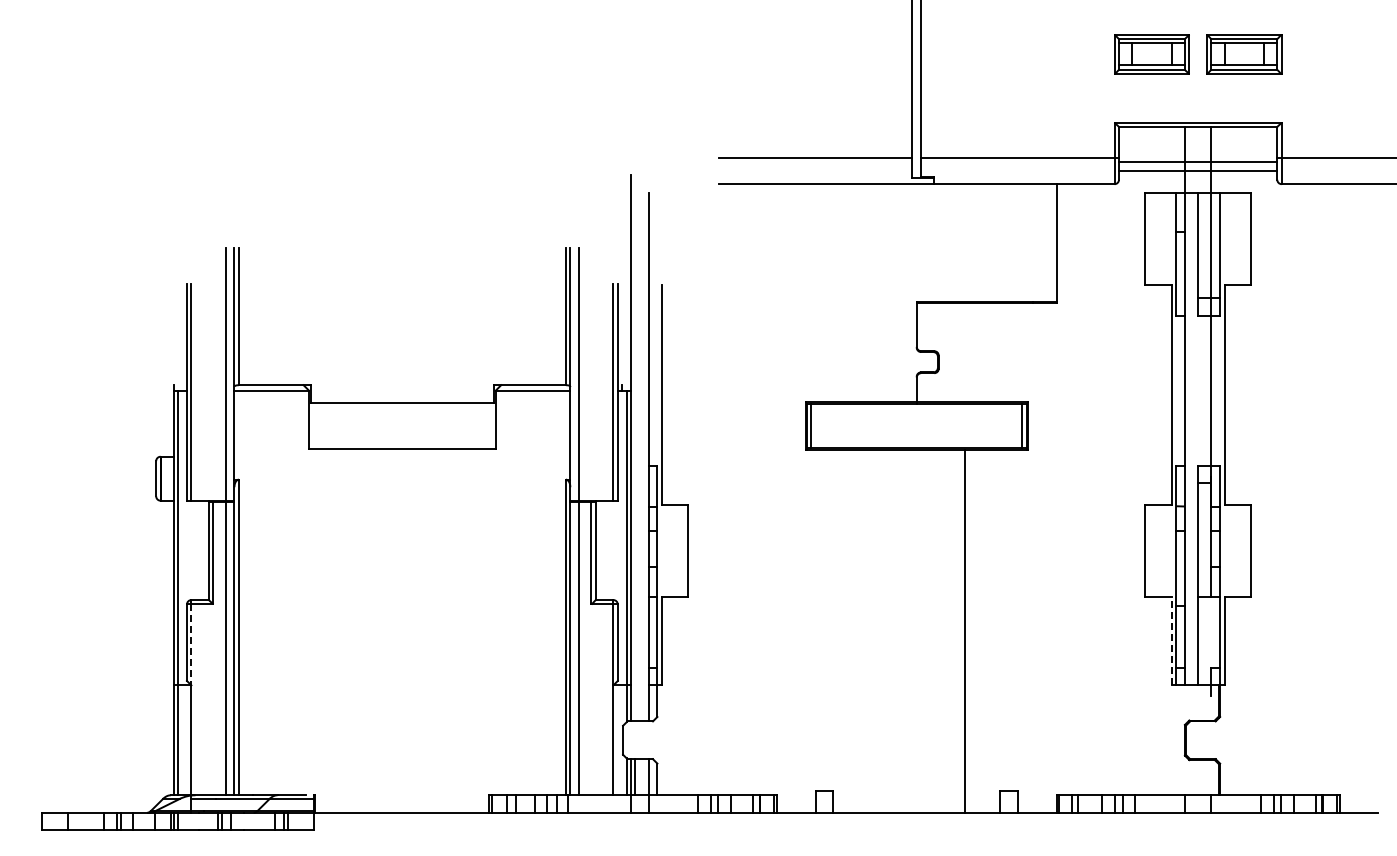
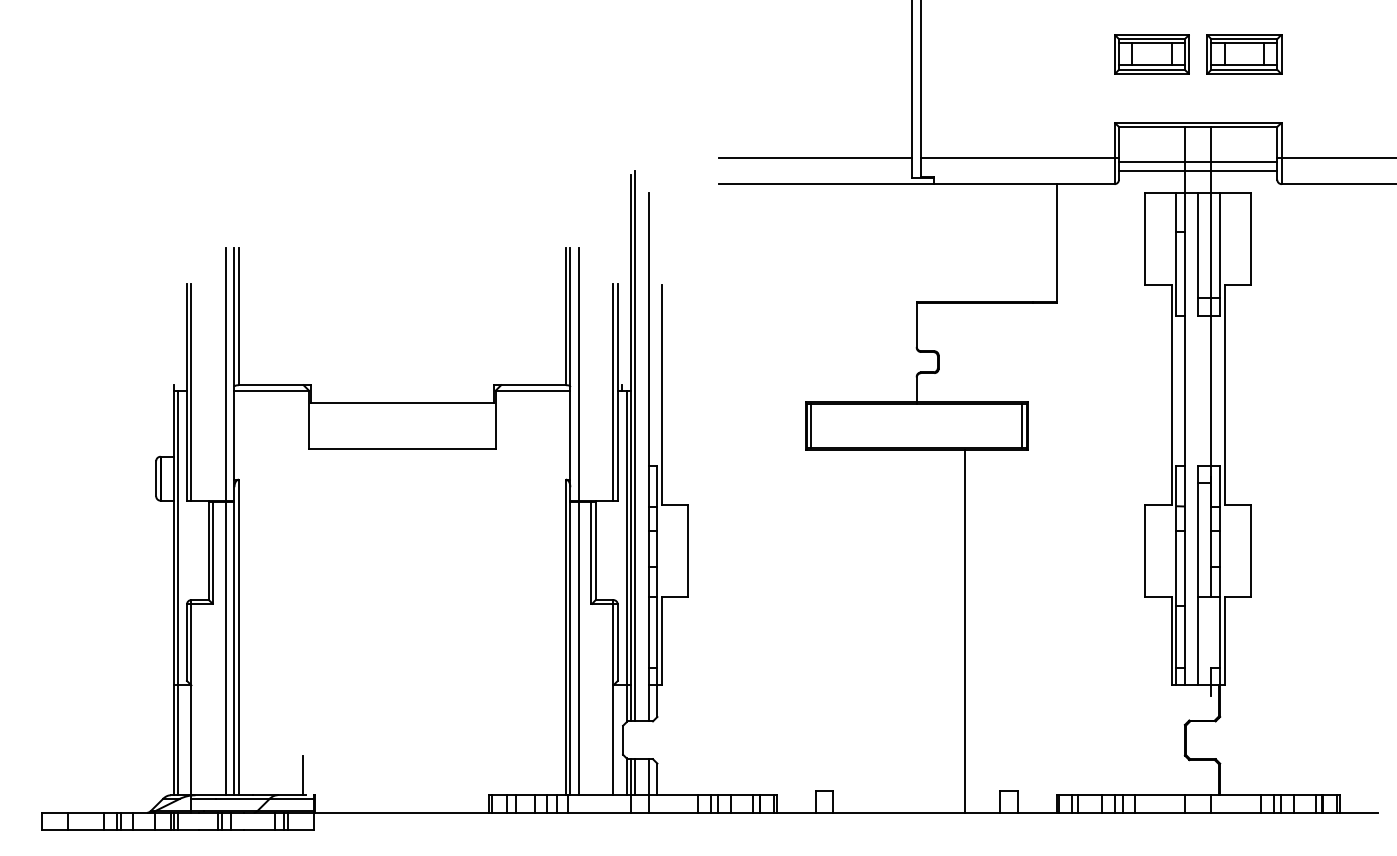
line: none -> present (635, 445)
line: dashed -> solid (1171, 641)
line: dashed -> solid (191, 645)
line: none -> present (302, 775)
